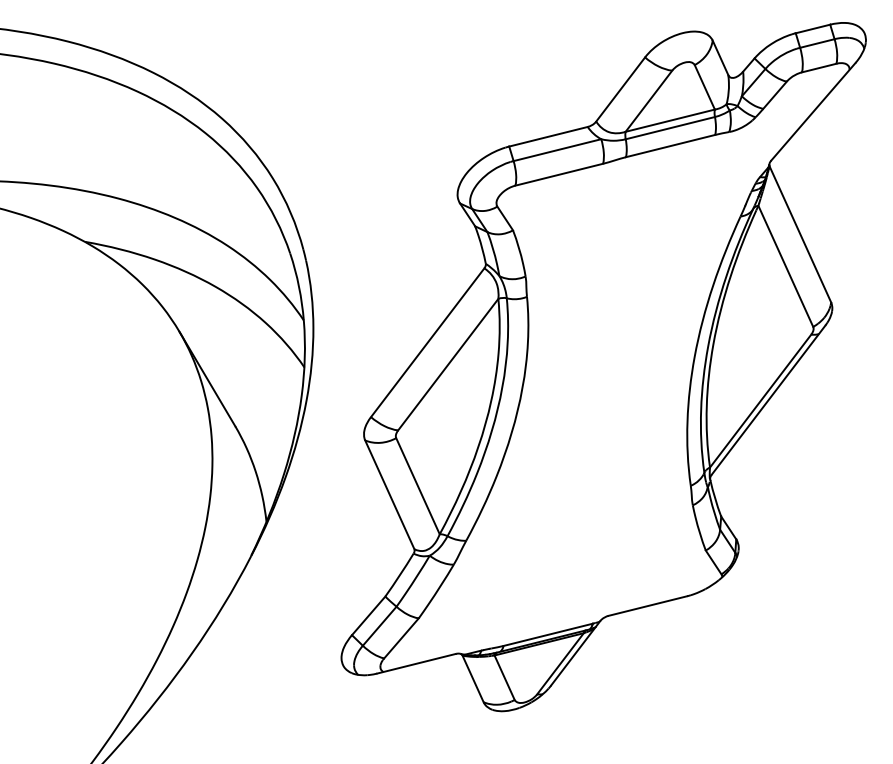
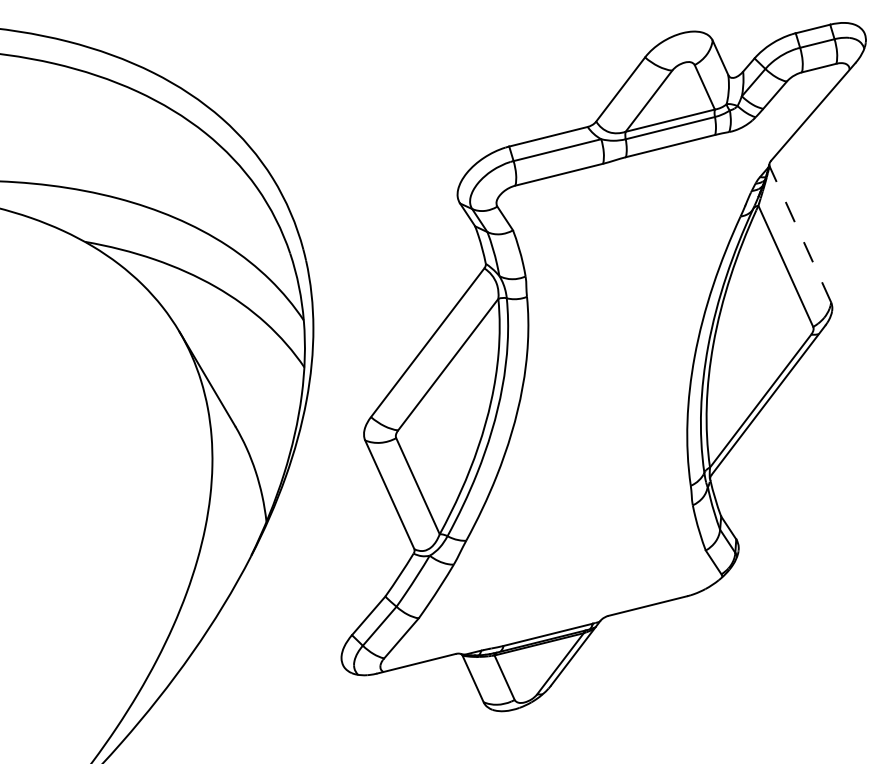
line: solid -> dashed (800, 234)
